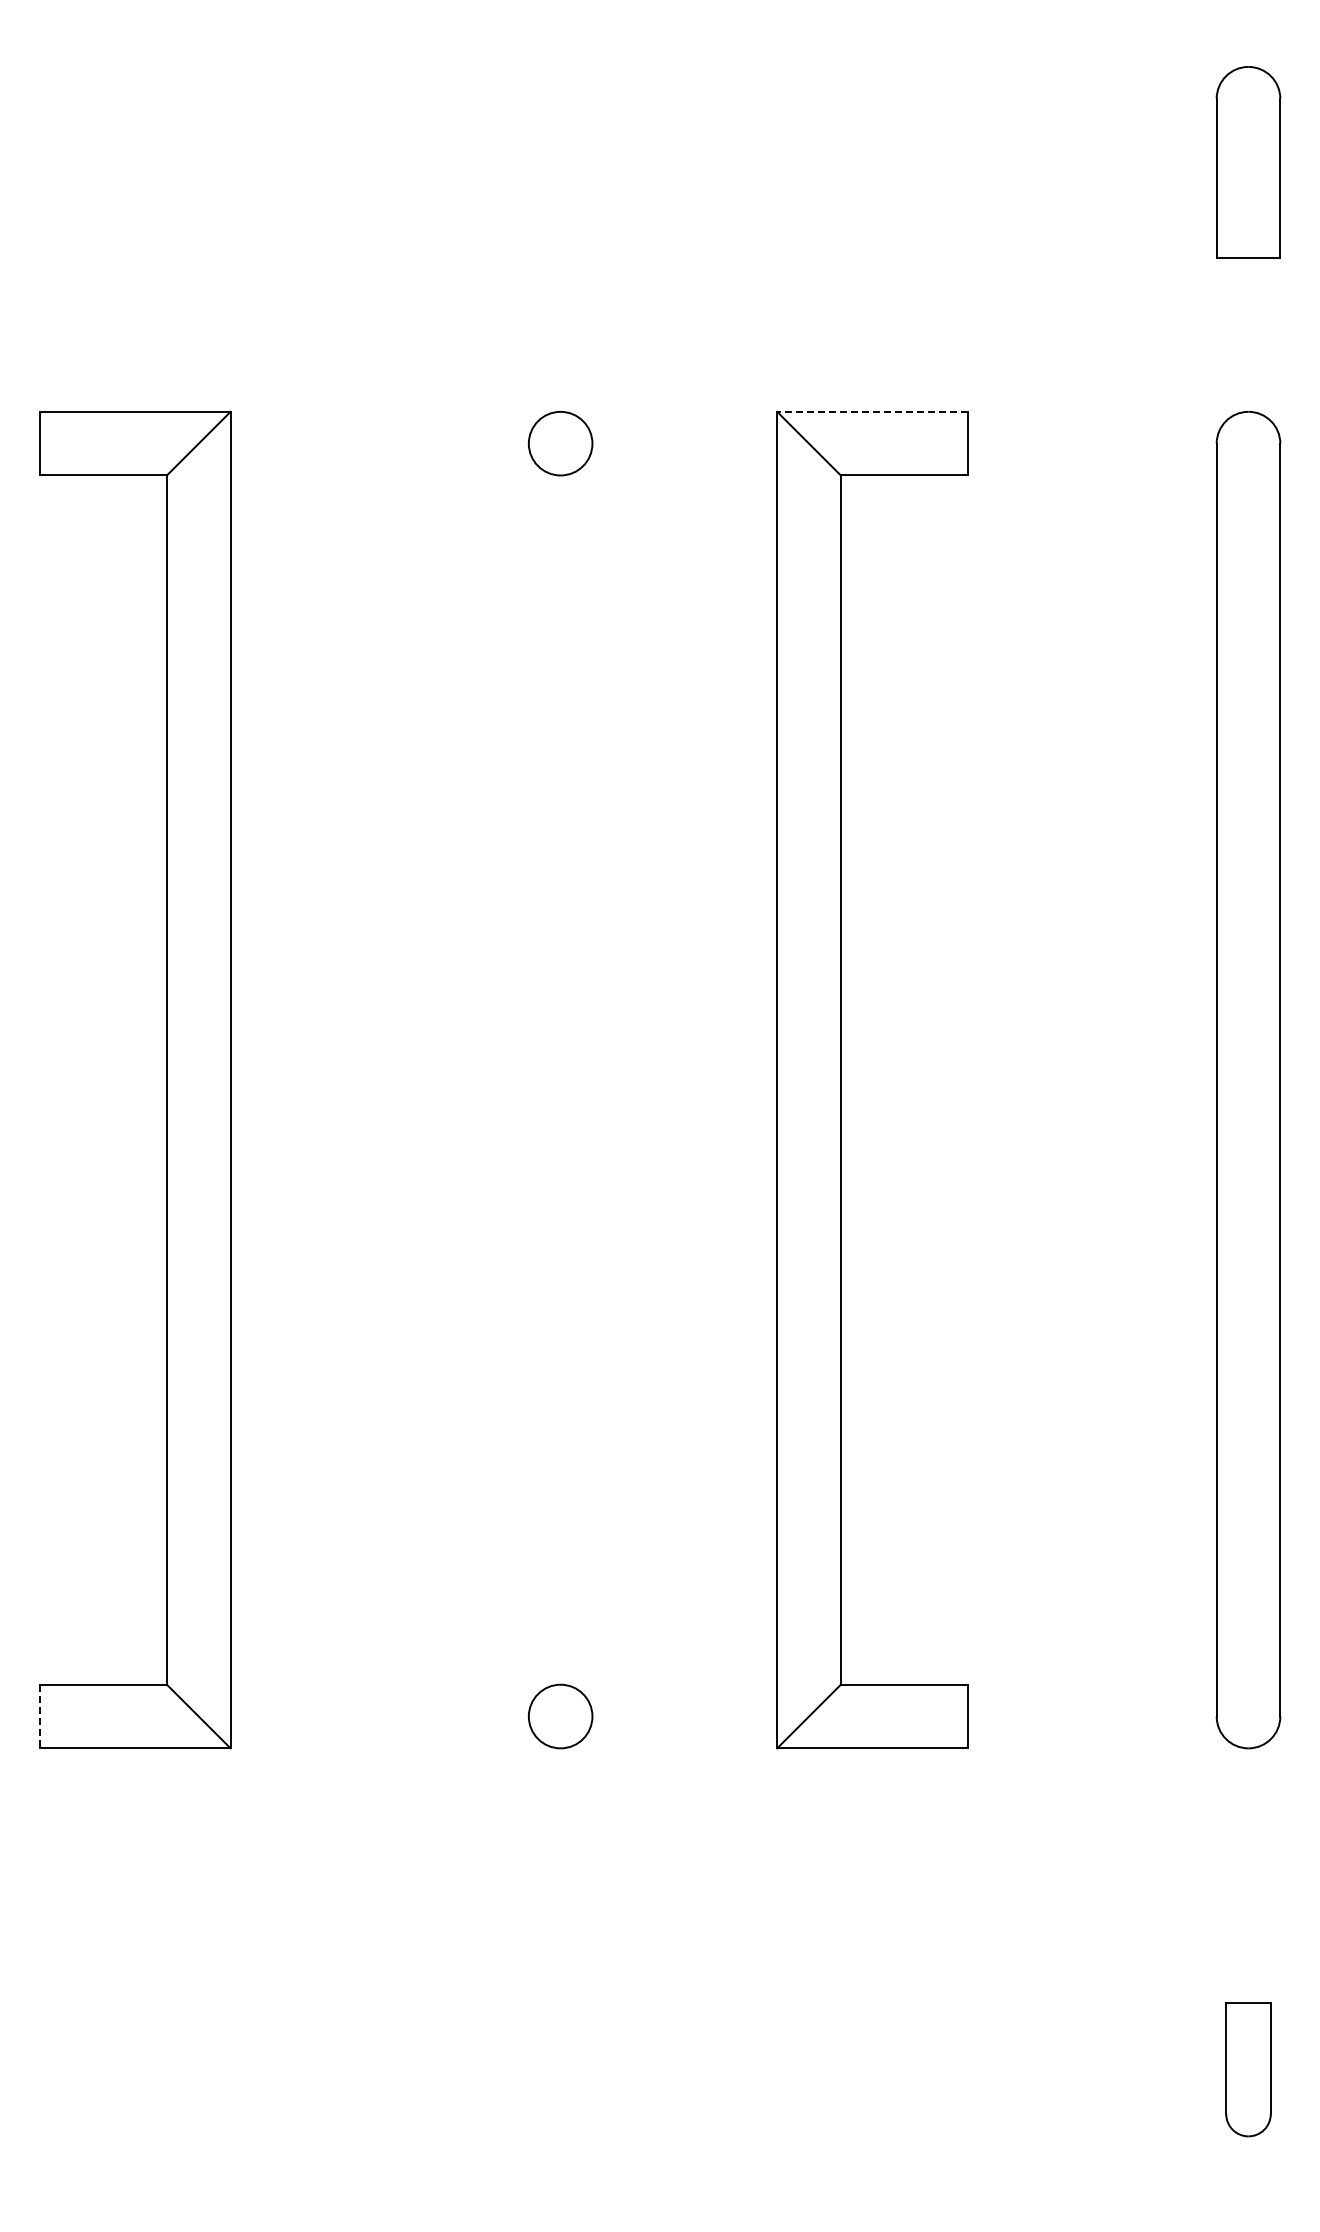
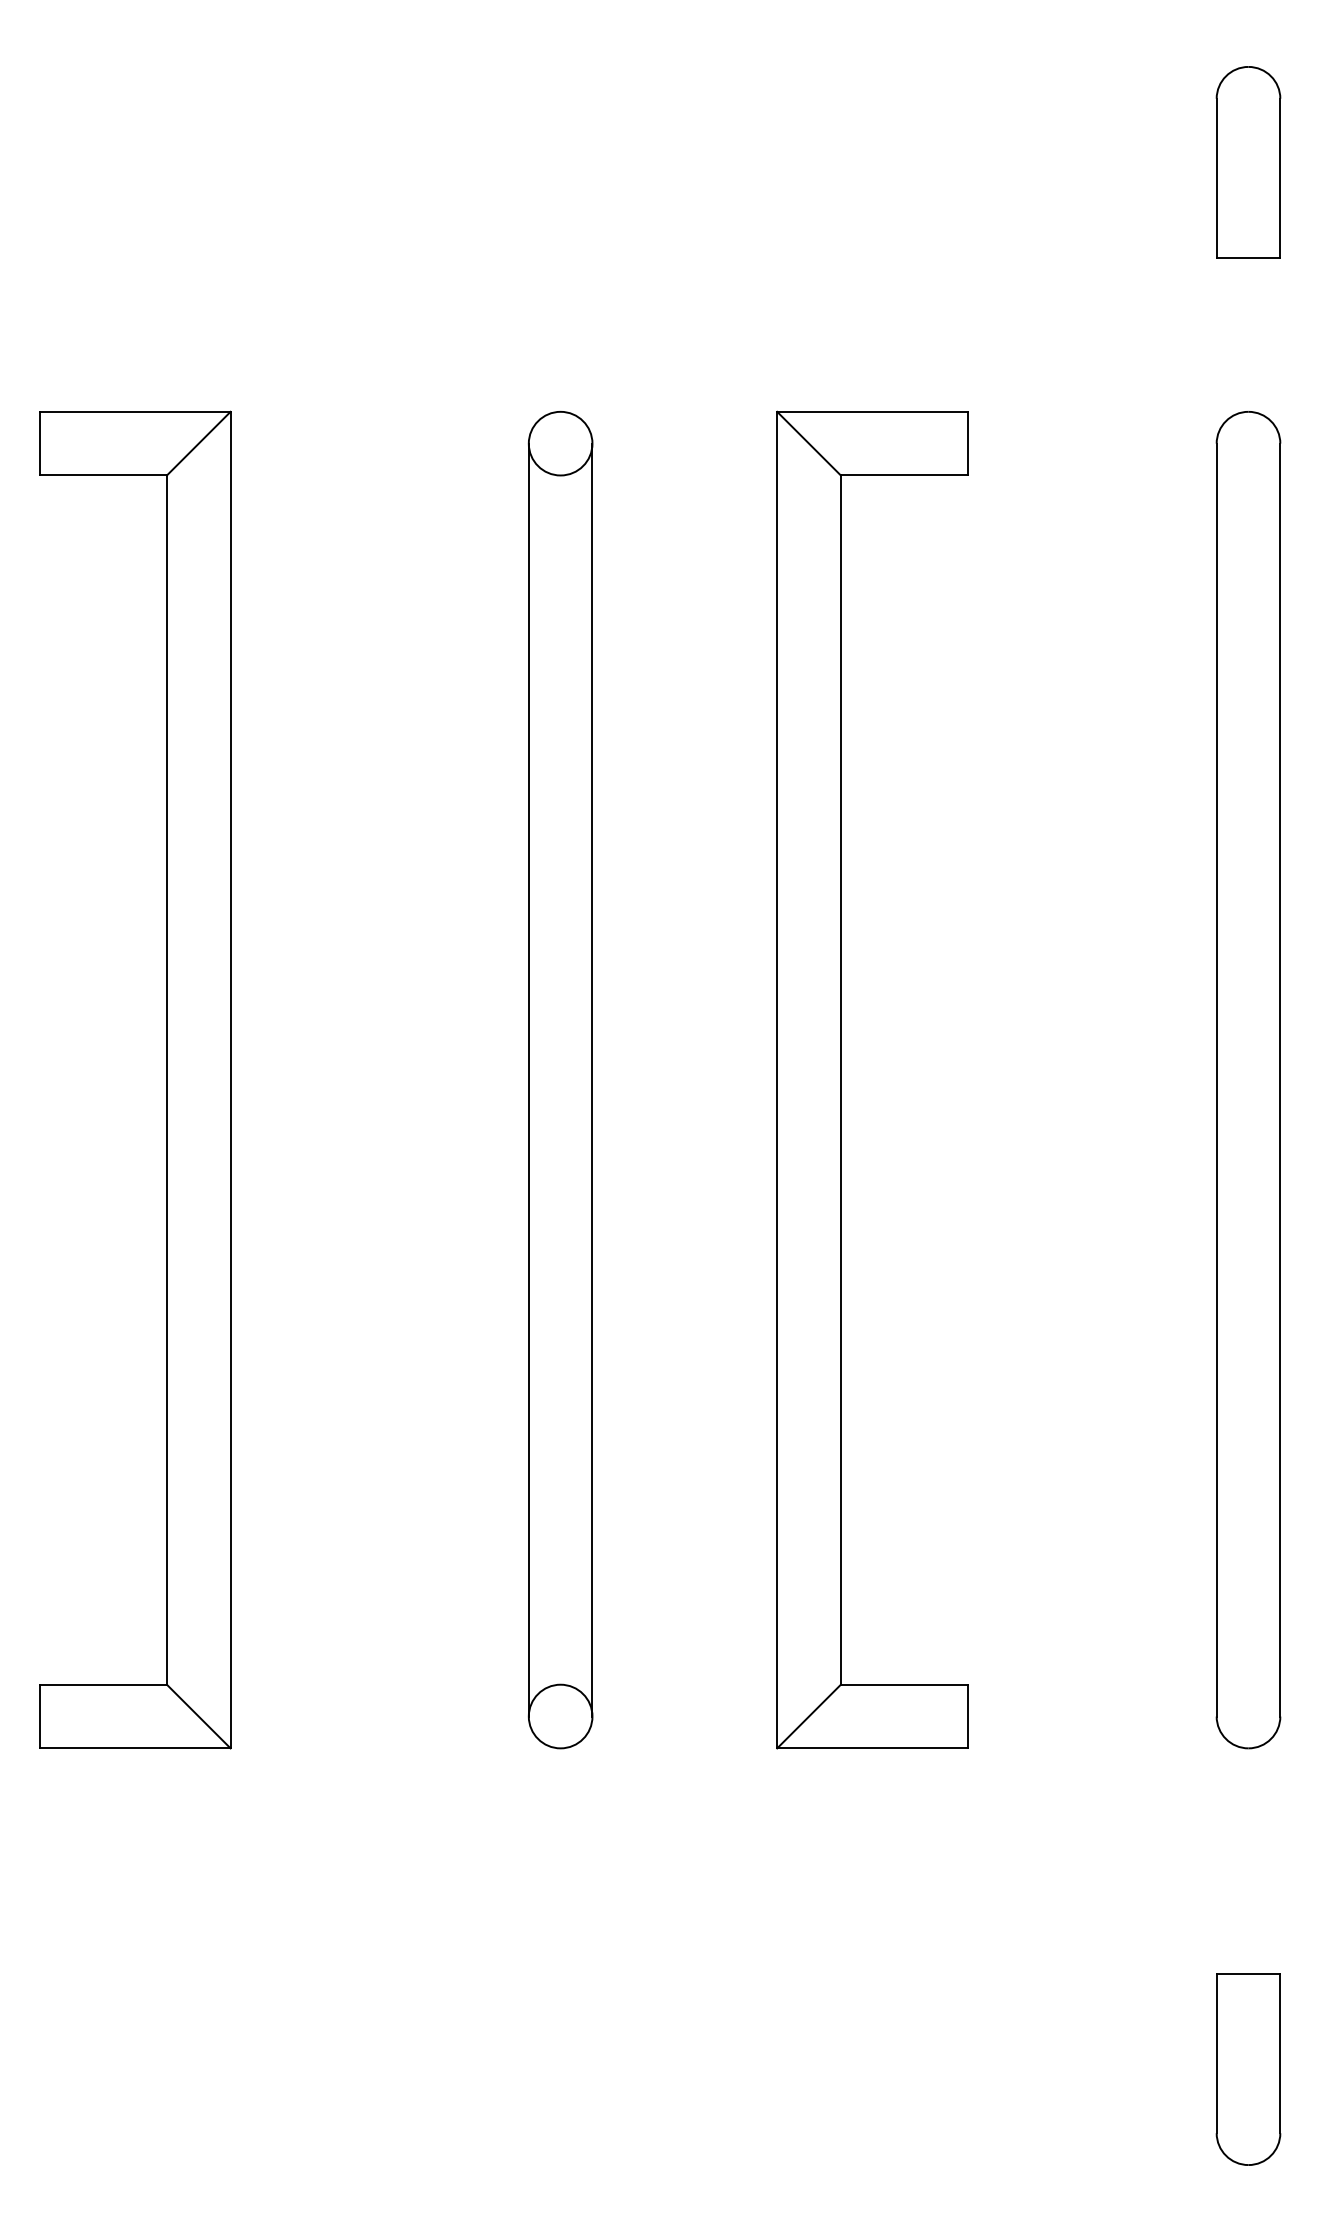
line: dashed -> solid (872, 411)
line: none -> present (528, 1079)
line: none -> present (592, 1079)
line: dashed -> solid (39, 1716)
part size: 47x136 px -> 67x193 px (1248, 2069)
